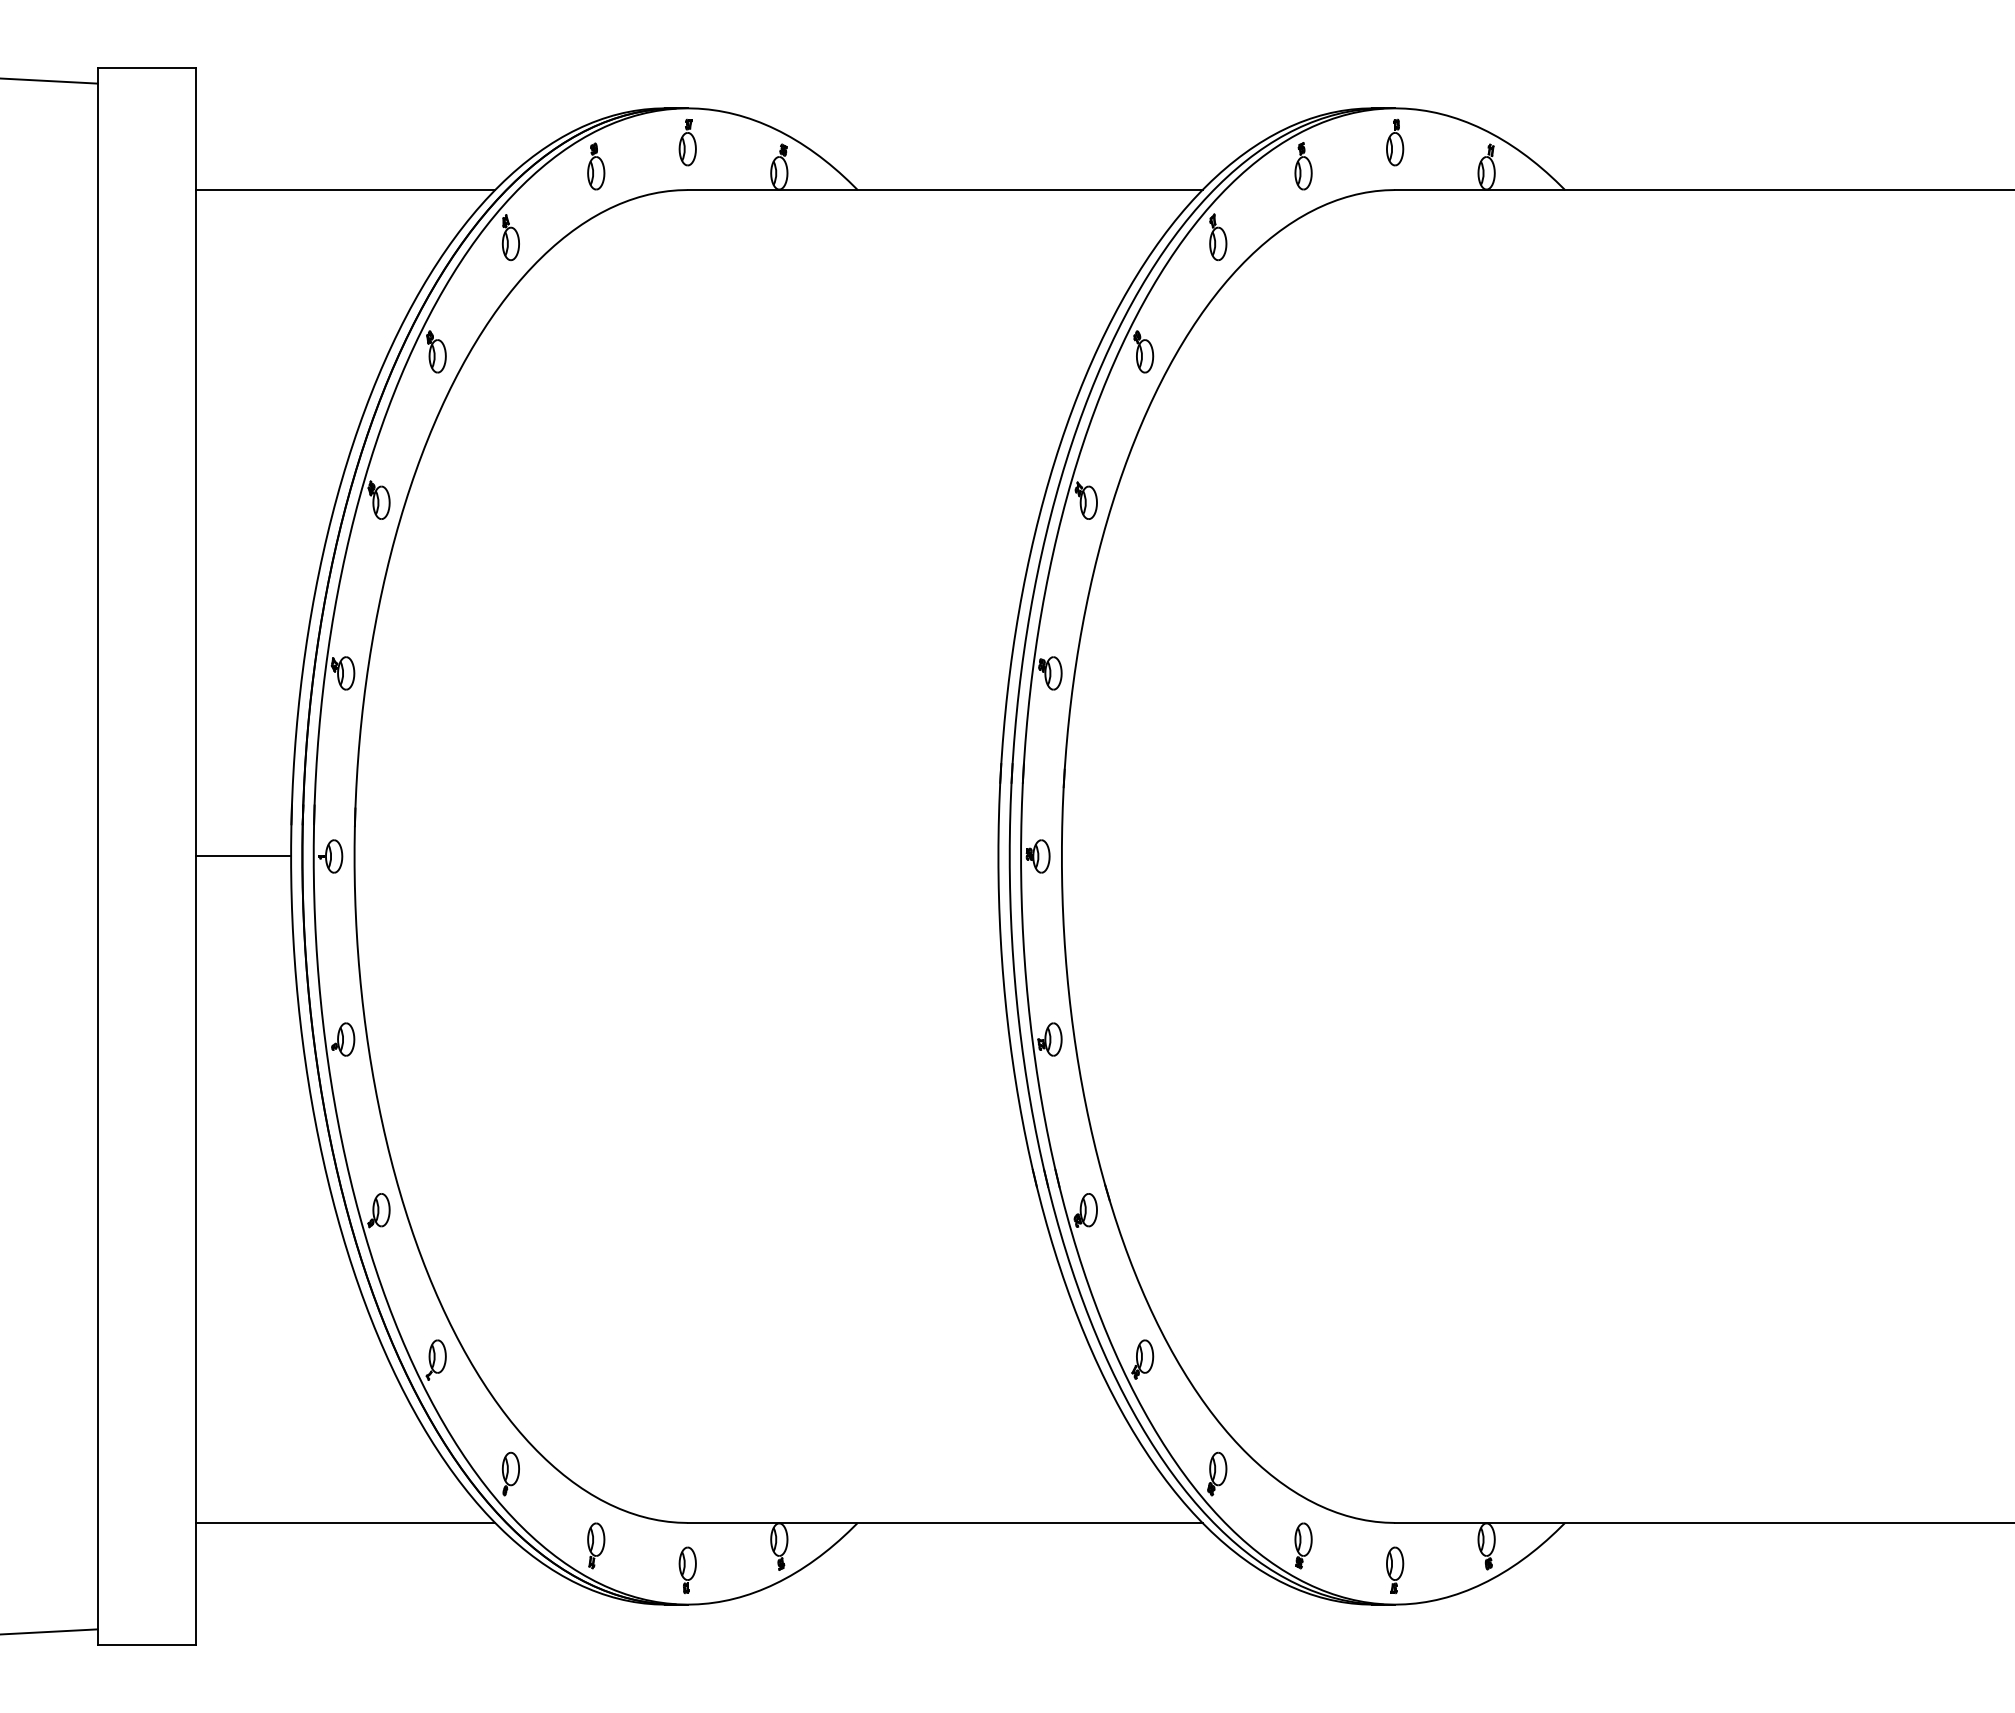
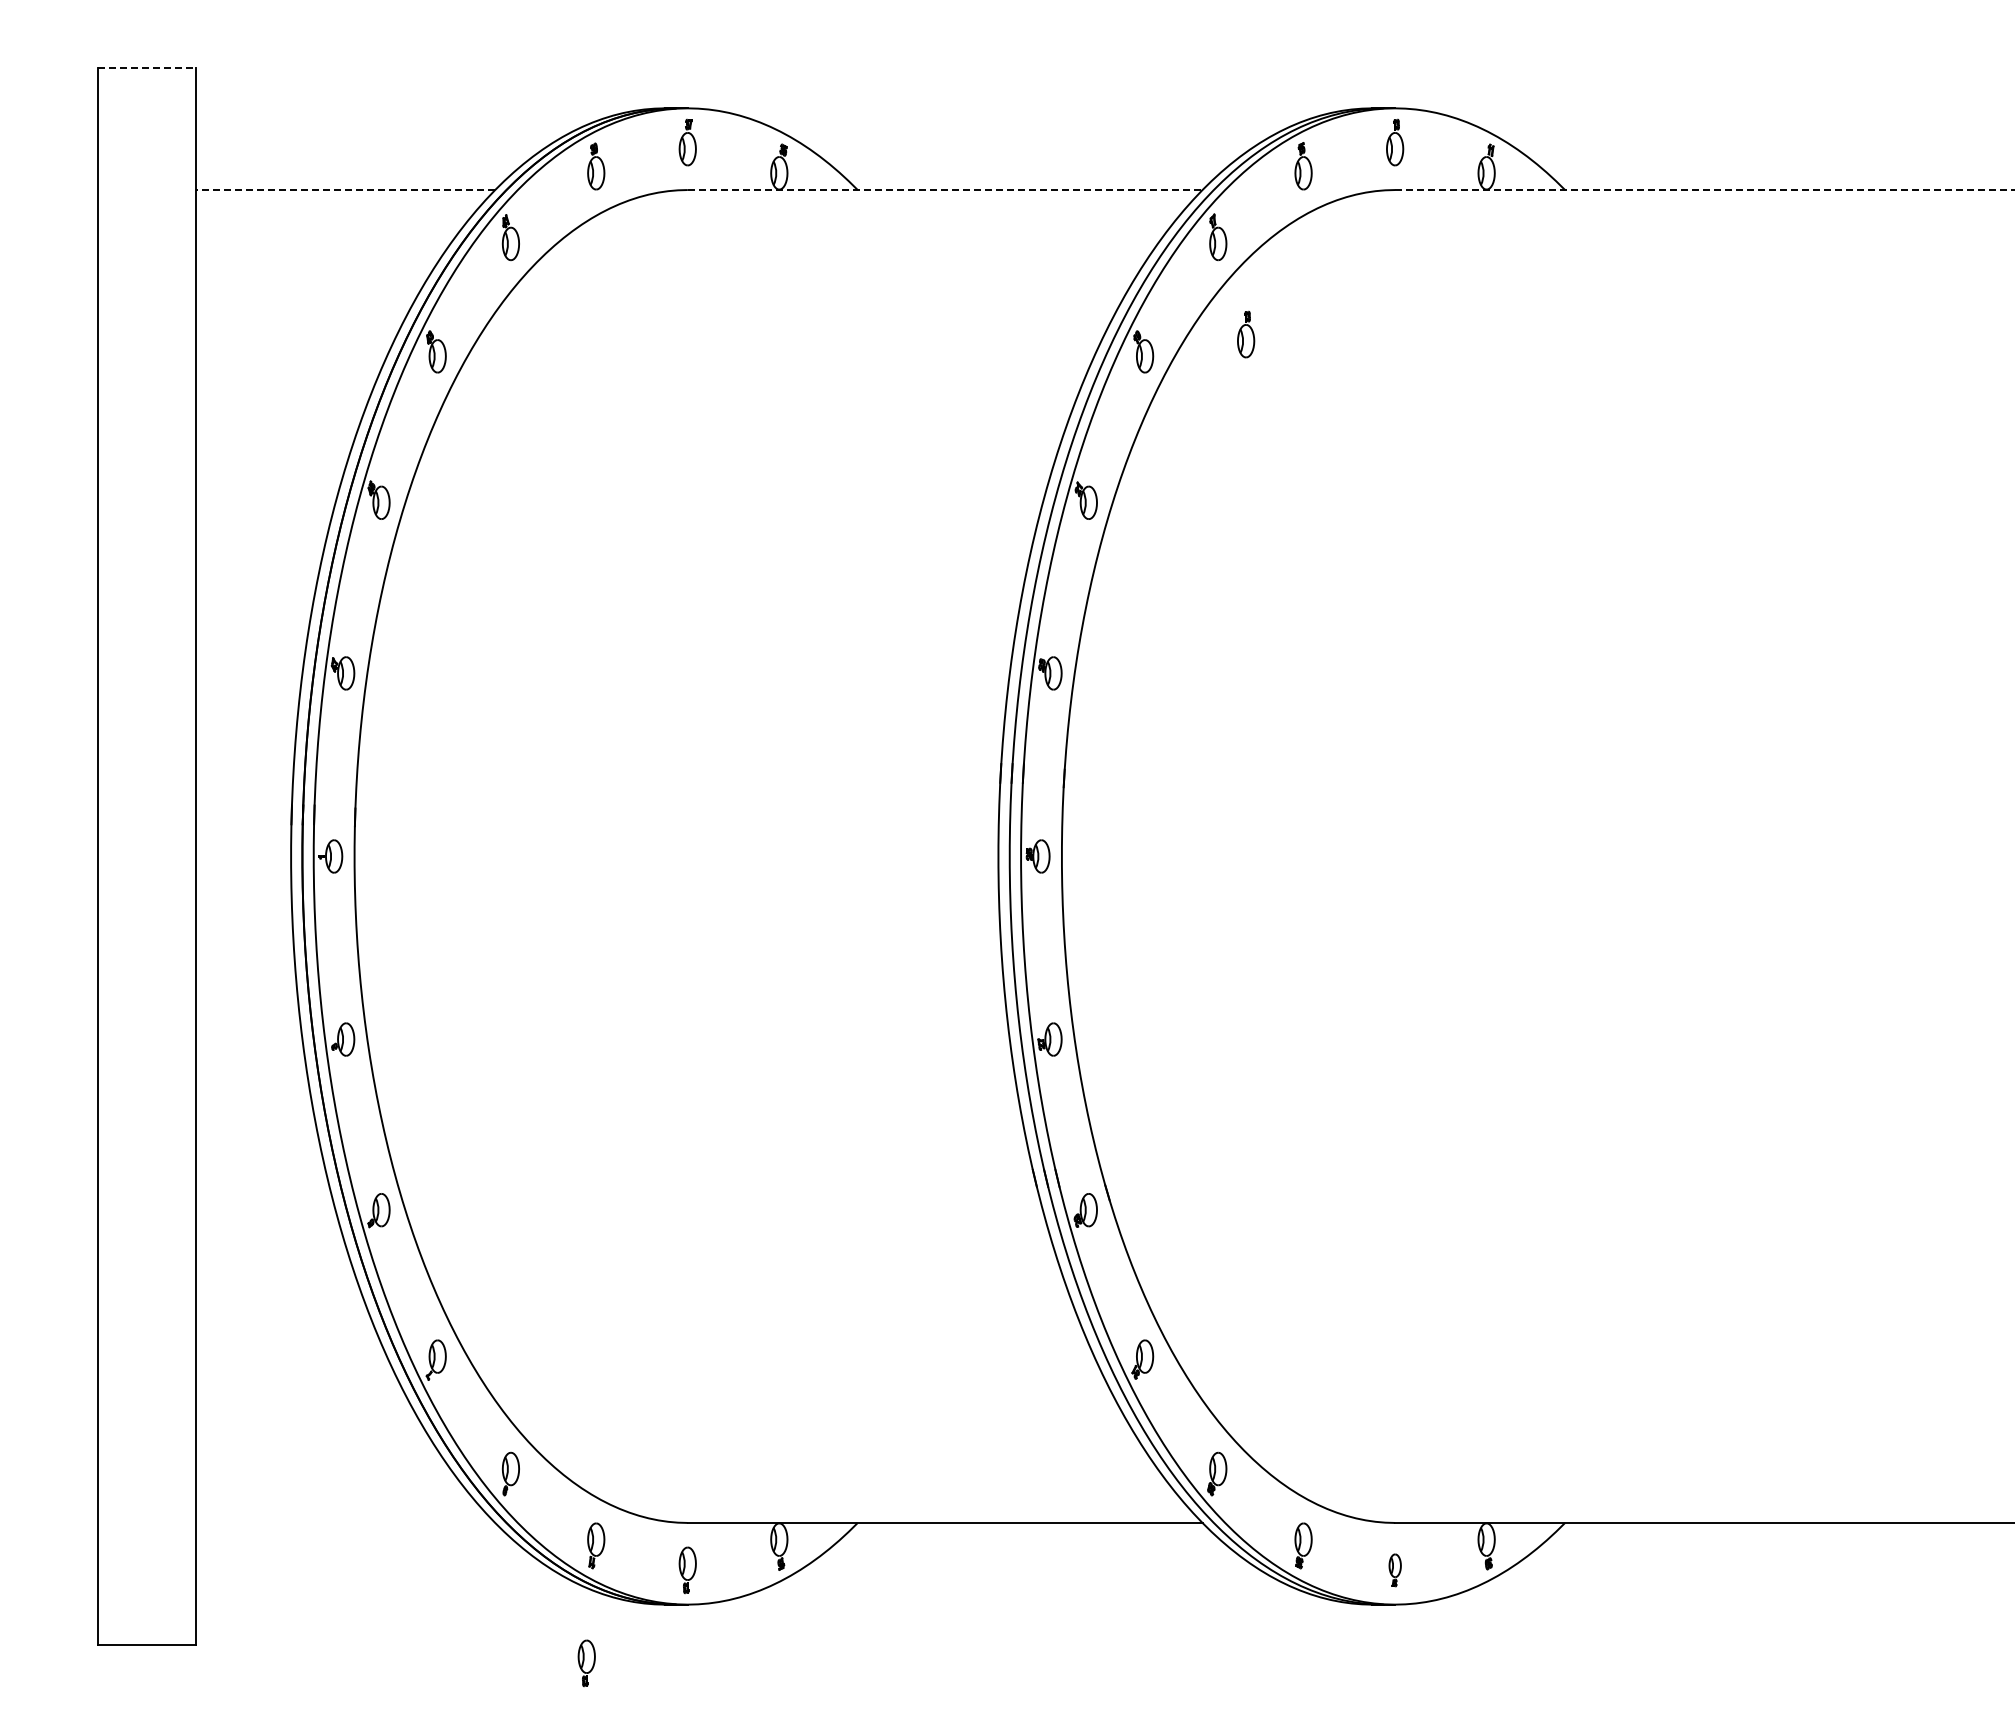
line: solid -> dashed (147, 68)
line: present -> none (49, 80)
line: solid -> dashed (345, 190)
line: solid -> dashed (945, 190)
line: solid -> dashed (1704, 190)
part: none -> present (1246, 334)
line: present -> none (243, 856)
line: present -> none (345, 1522)
part size: 19x49 px -> 14x35 px (1394, 1570)
line: present -> none (49, 1631)
part: none -> present (586, 1663)
